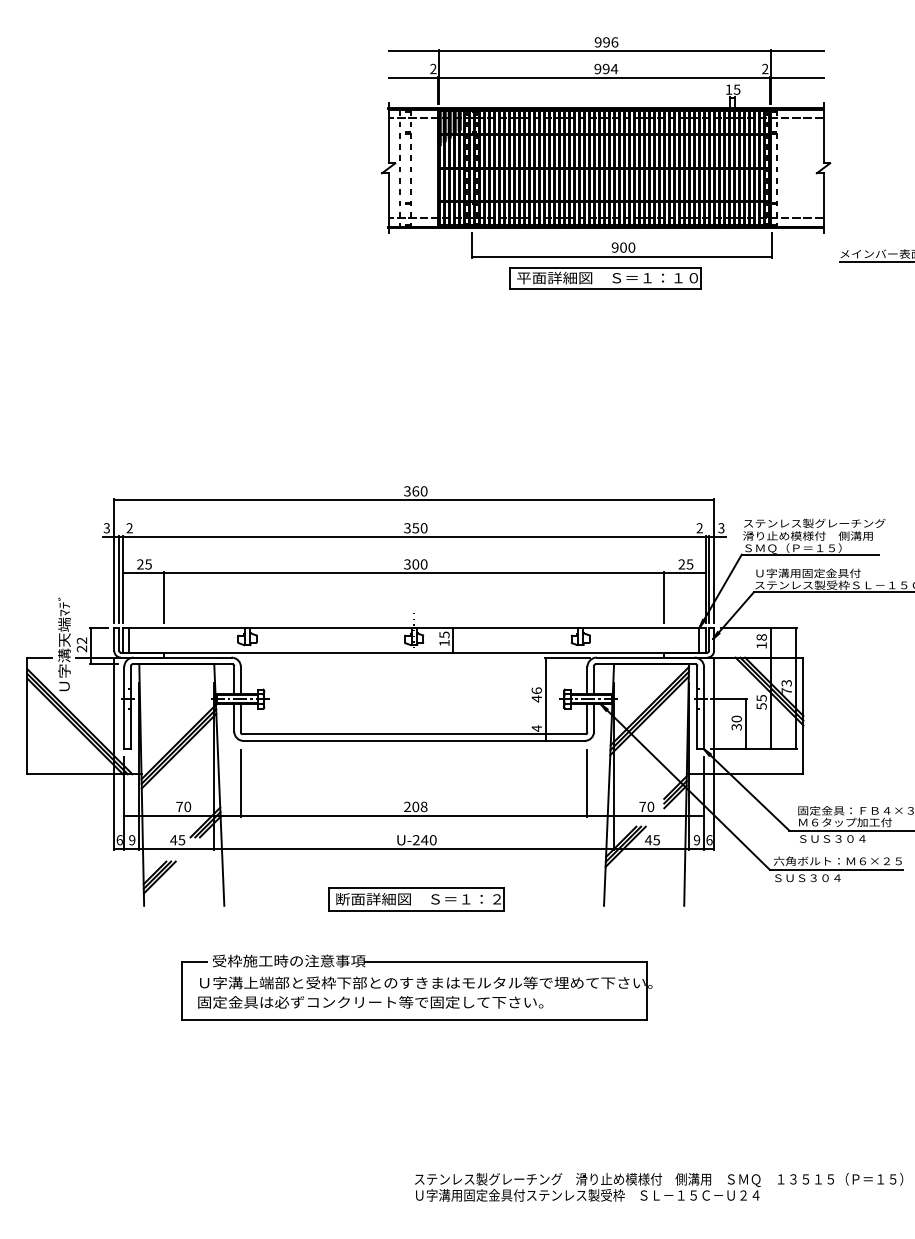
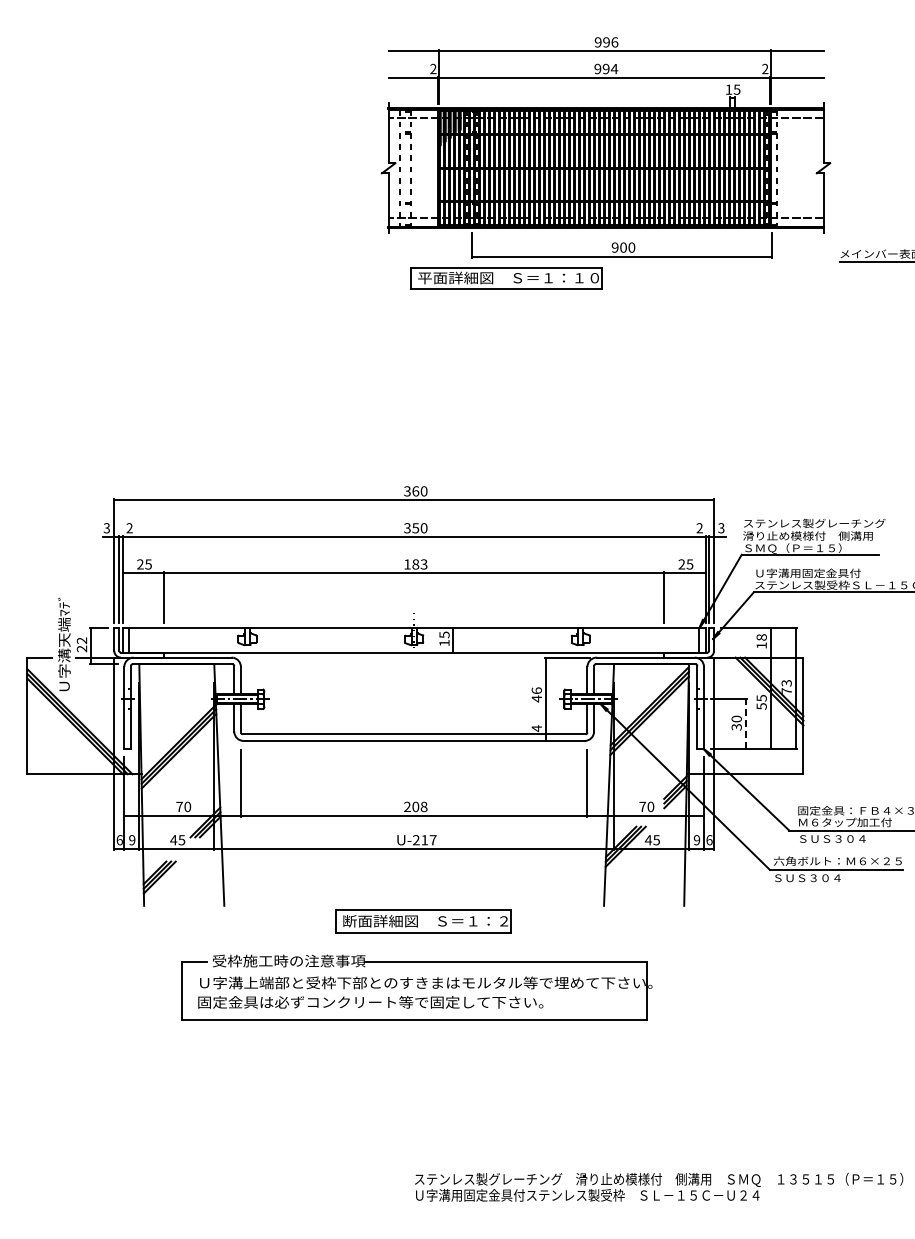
part position: (605, 278) -> (506, 278) (506, 278)
text: 300 -> 183 (415, 564)
line: solid -> dashed (745, 724)
text: U-240 -> U-217 (428, 840)
part position: (416, 899) -> (423, 921) (423, 921)
